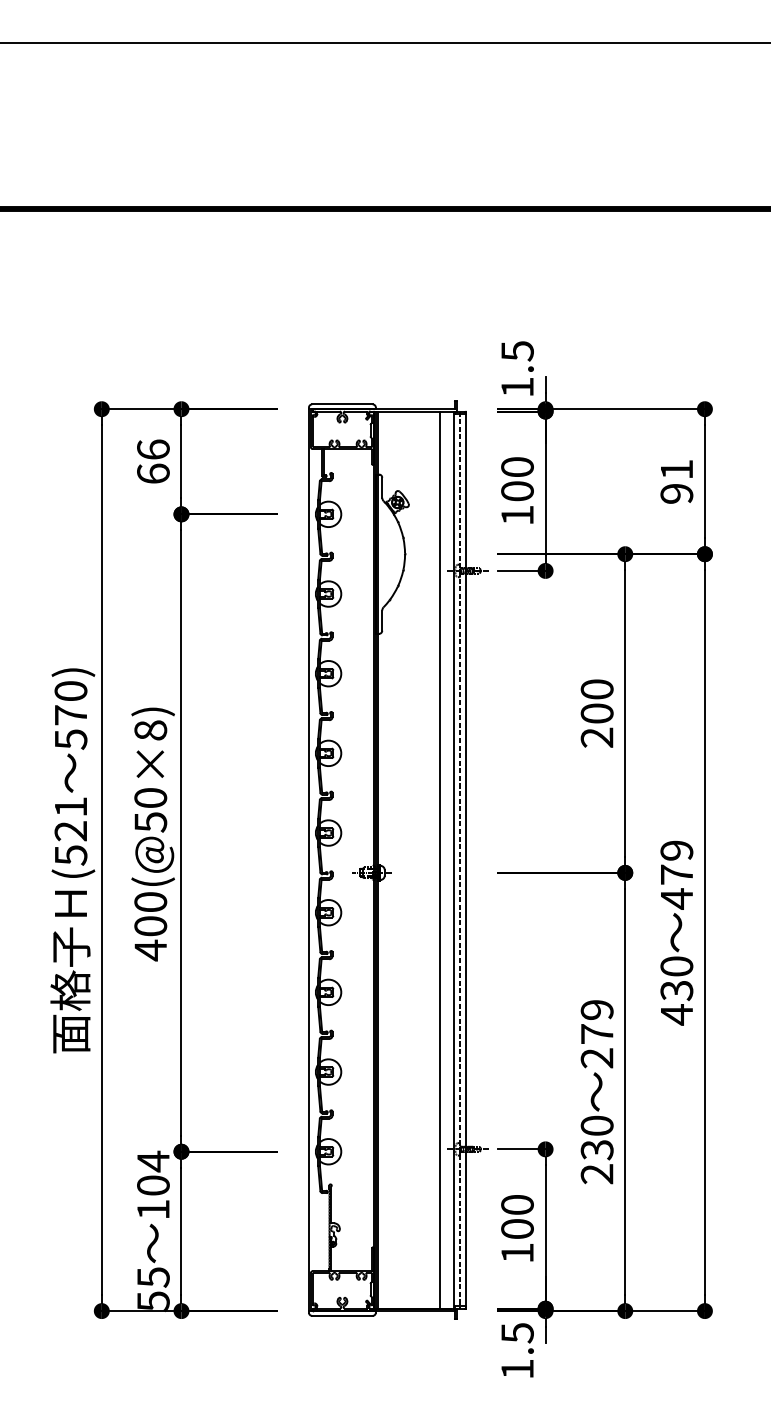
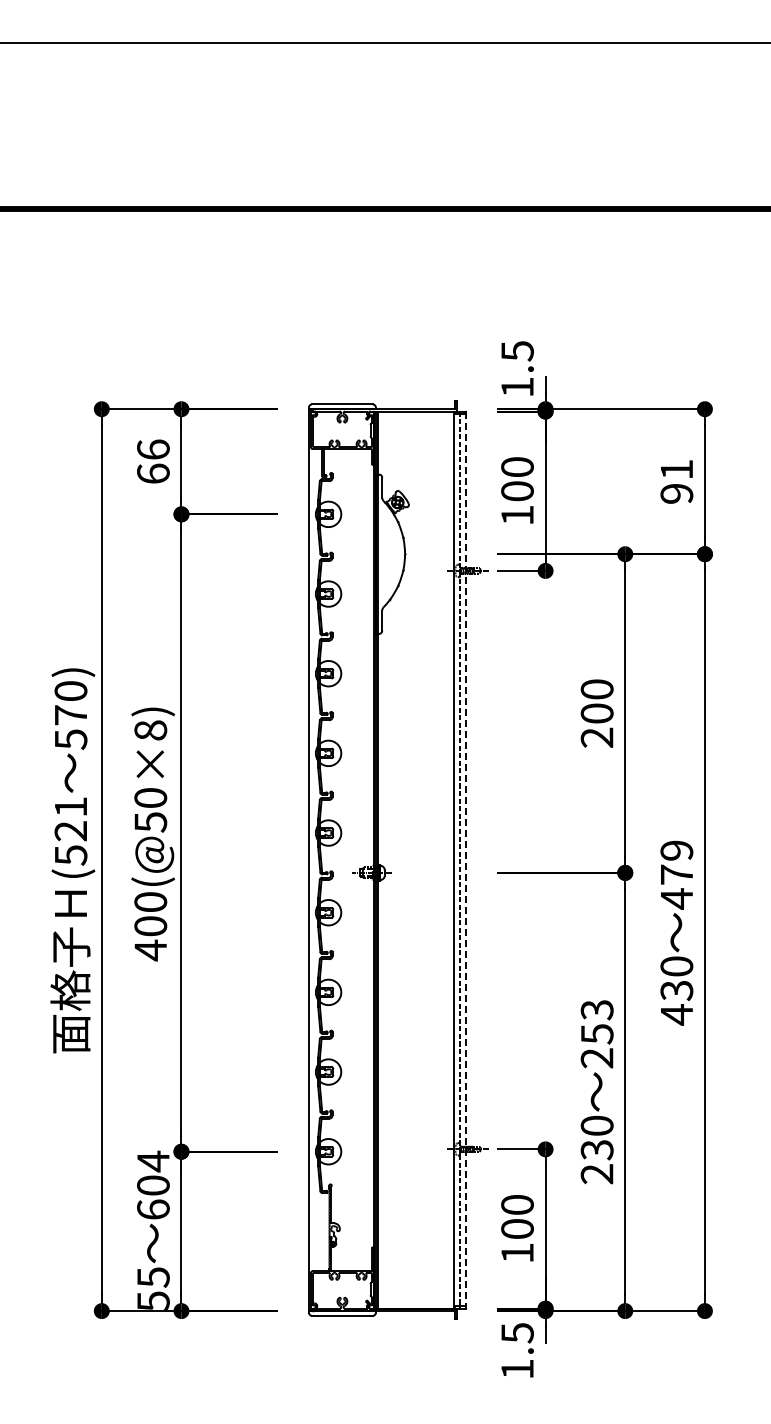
line: present -> none (439, 859)
line: solid -> dashed (465, 860)
text: 279 -> 253 (597, 1022)
text: 104 -> 604 (153, 1209)
